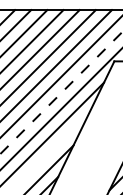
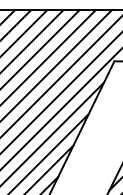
line: dashed -> solid (61, 92)
line: none -> present (49, 152)
